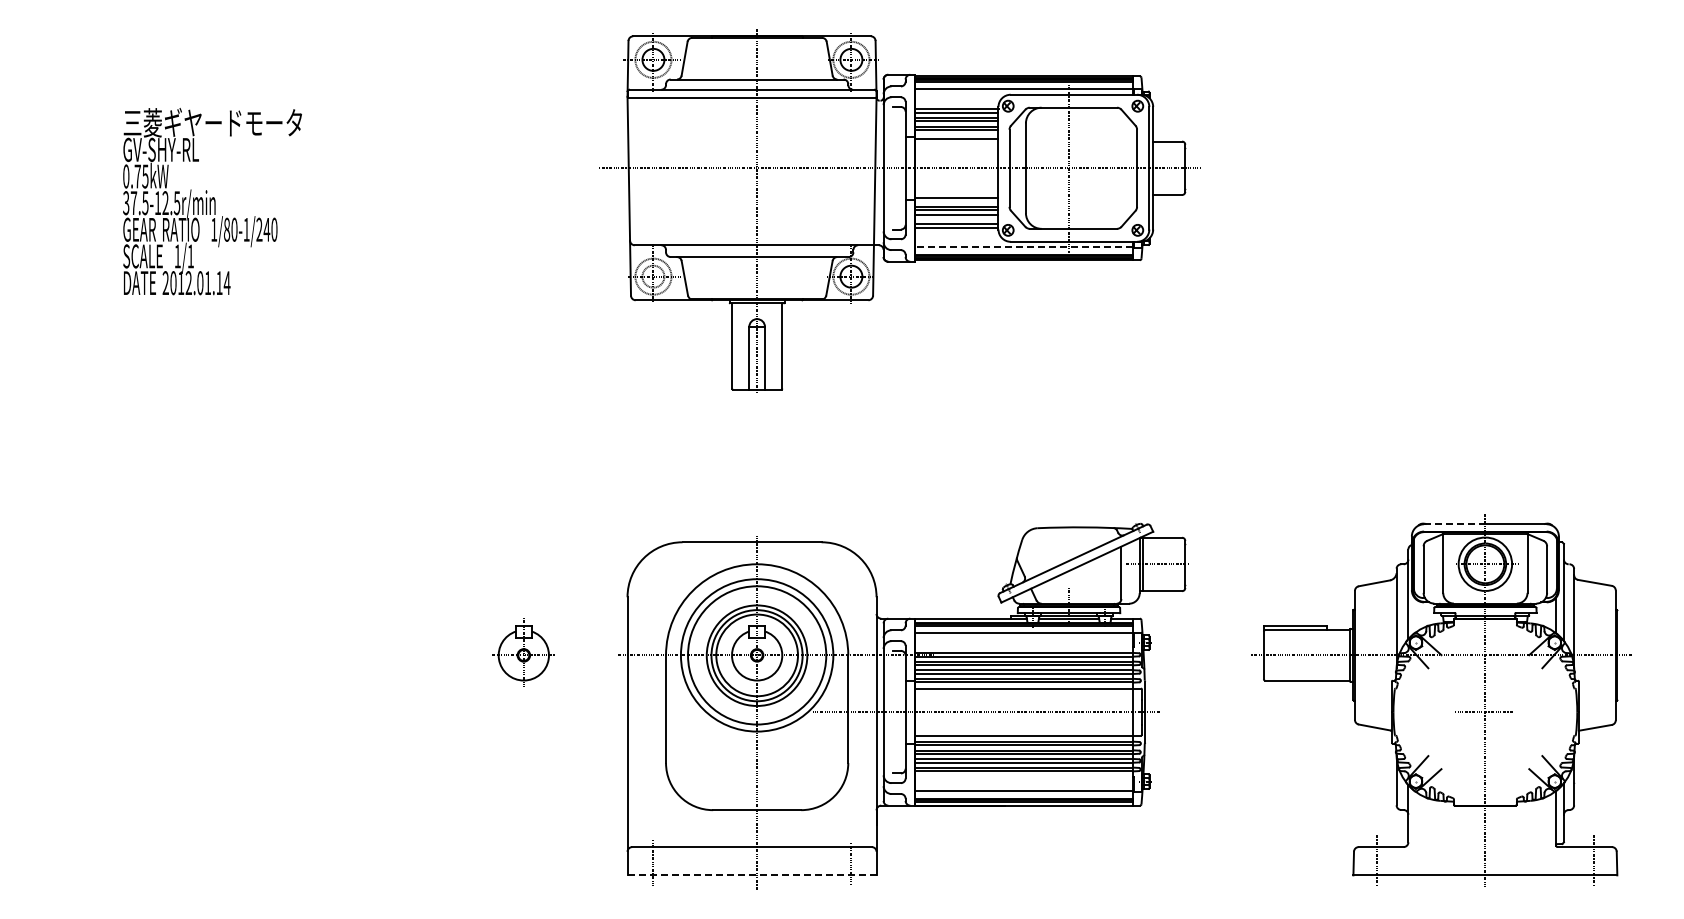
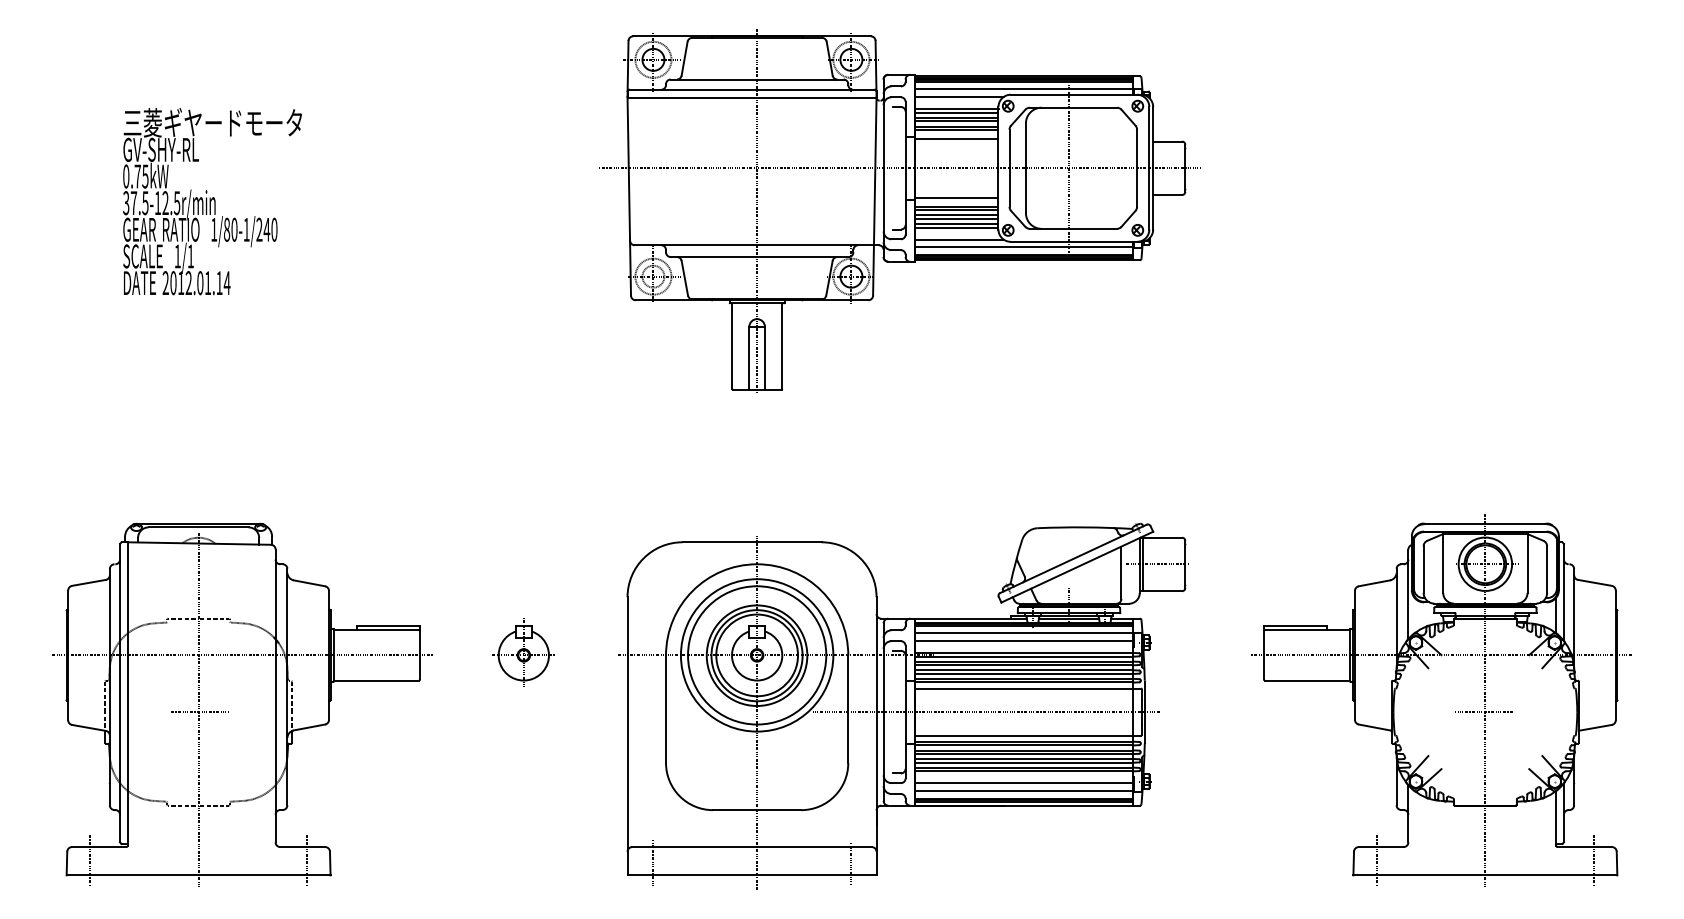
line: none -> present (959, 97)
line: none -> present (956, 218)
line: none -> present (959, 239)
line: dashed -> solid (1023, 247)
line: dashed -> solid (1454, 524)
line: none -> present (1024, 640)
part: none -> present (242, 704)
line: none -> present (1024, 783)
line: dashed -> solid (752, 875)
